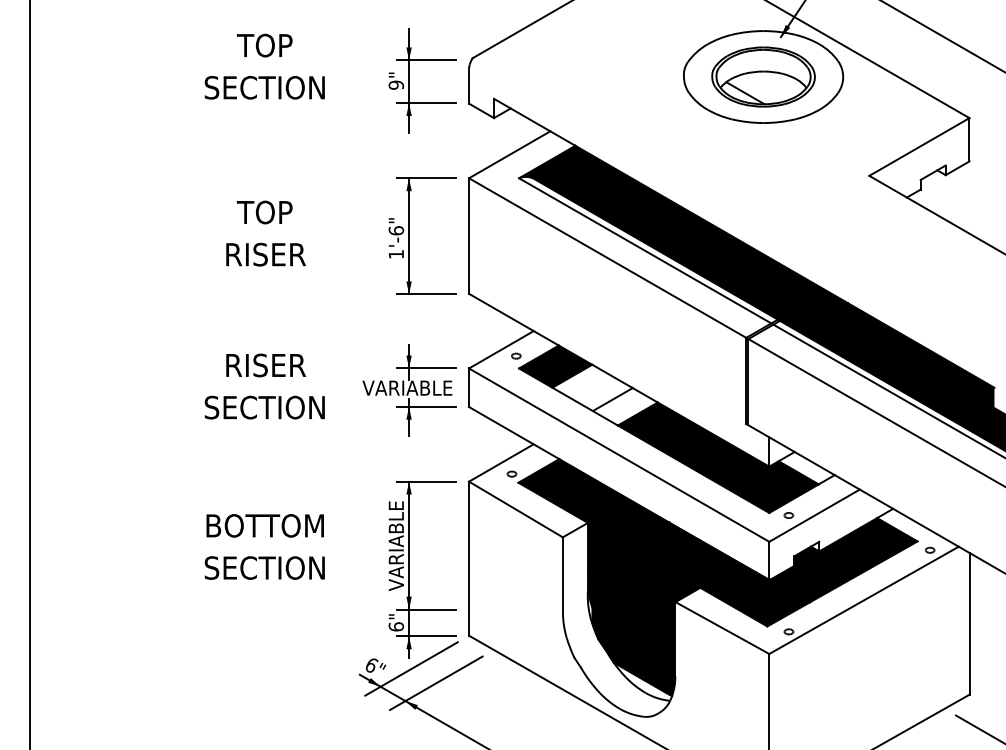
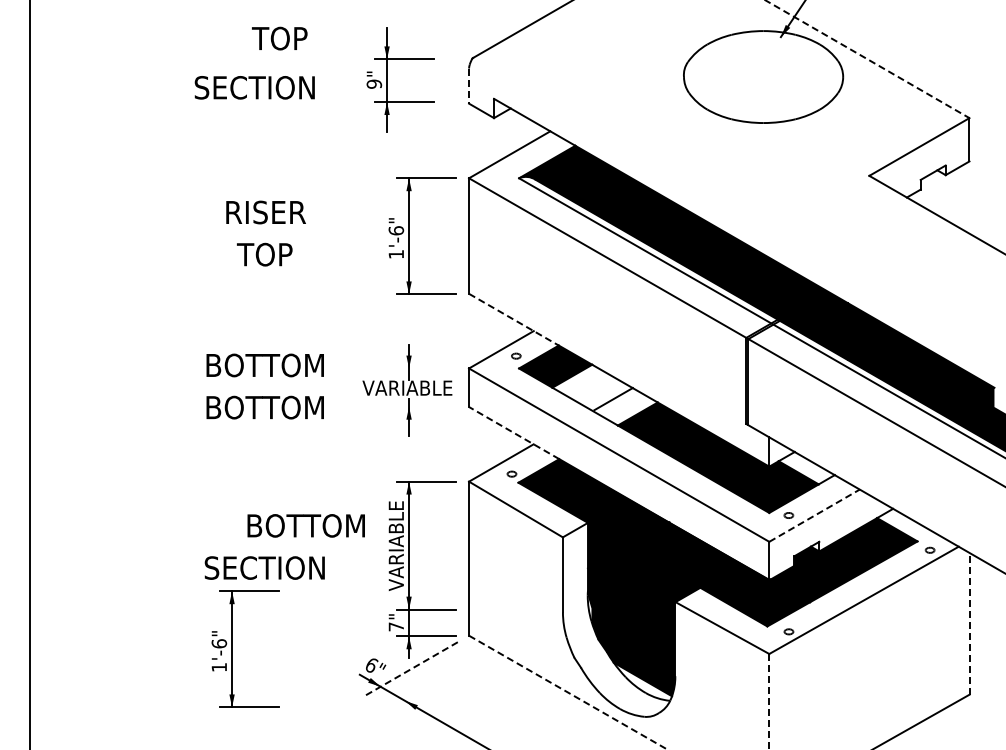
line: present -> none (942, 36)
text position: (264, 45) -> (279, 38) (279, 38)
line: solid -> dashed (867, 59)
part: present -> none (763, 76)
part position: (409, 80) -> (387, 79) (387, 79)
line: solid -> dashed (469, 86)
text position: (264, 87) -> (254, 87) (254, 87)
text: TOP -> RISER (265, 212)
text: RISER -> TOP (265, 254)
line: solid -> dashed (513, 319)
text: RISER -> BOTTOM (264, 365)
line: present -> none (425, 368)
line: present -> none (425, 406)
text: SECTION -> BOTTOM (264, 407)
line: solid -> dashed (513, 432)
line: solid -> dashed (814, 515)
text position: (264, 525) -> (305, 525) (305, 525)
line: solid -> dashed (969, 623)
text: 6" -> 7" (396, 626)
part: none -> present (232, 648)
line: solid -> dashed (411, 669)
line: present -> none (436, 683)
line: solid -> dashed (568, 692)
line: solid -> dashed (769, 701)
line: present -> none (979, 728)
